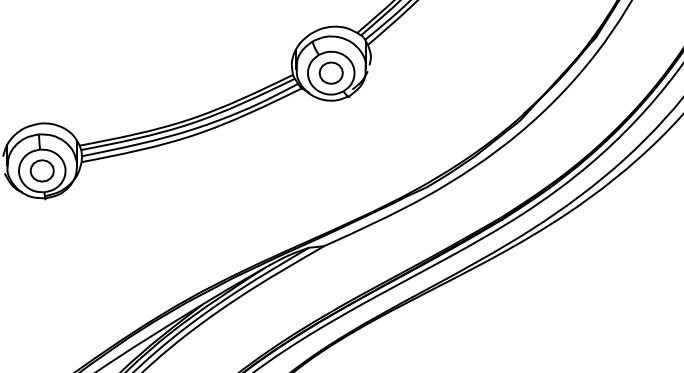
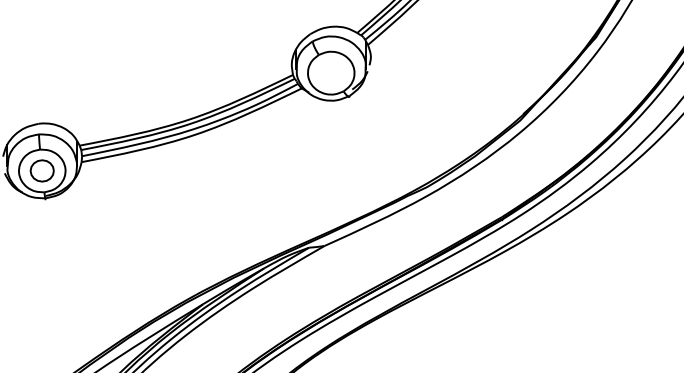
part: present -> none (330, 72)
